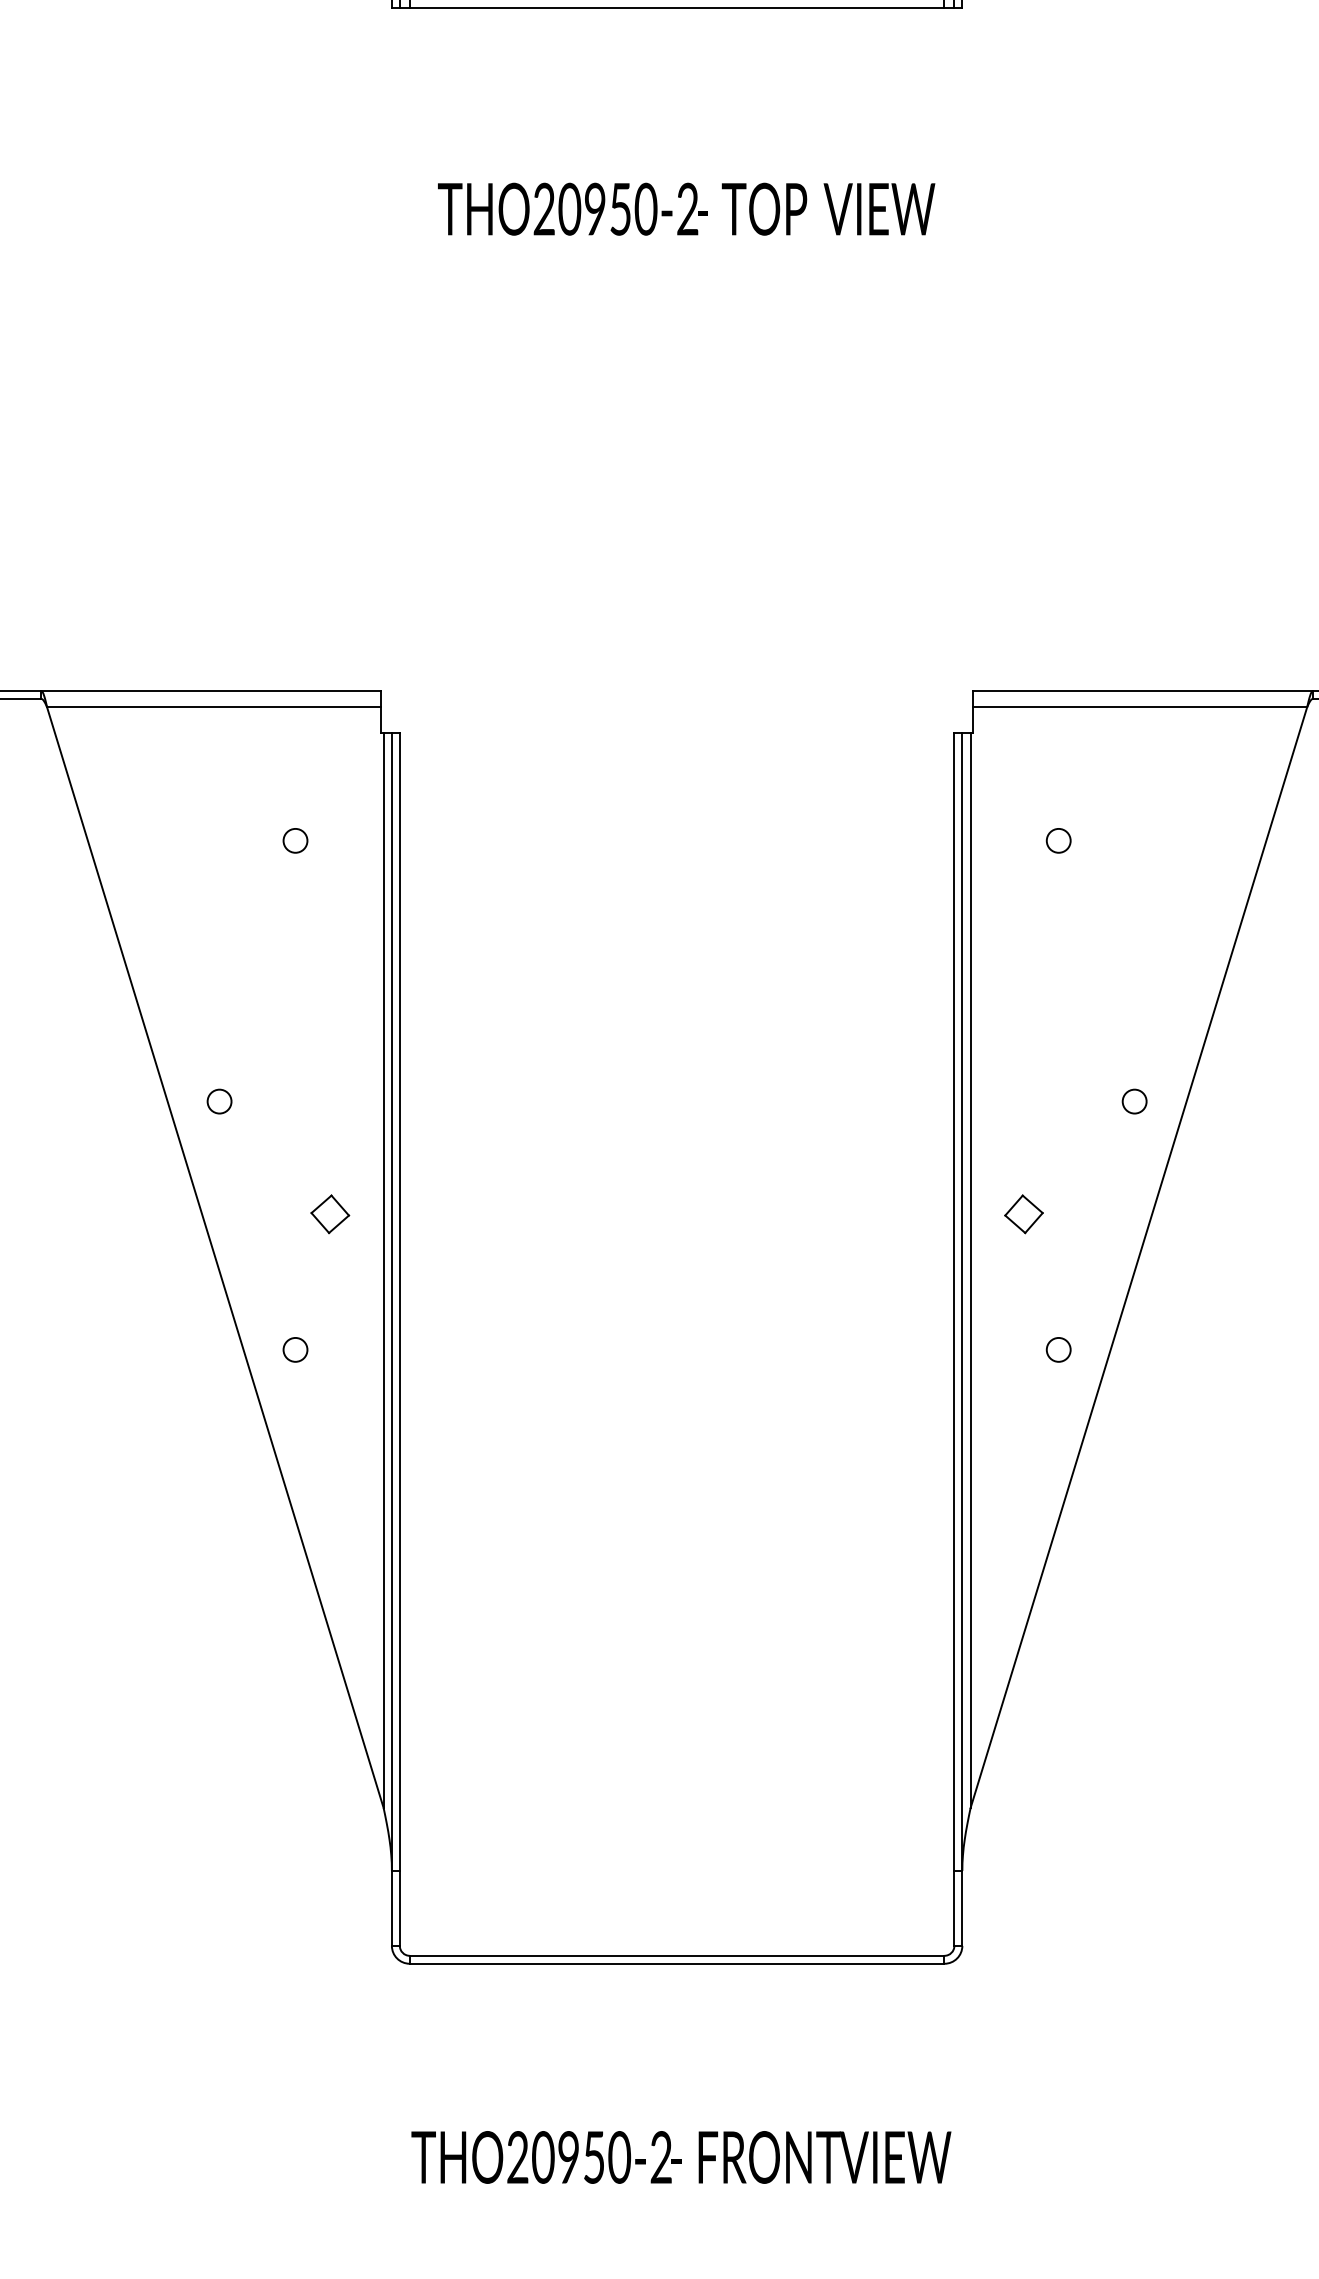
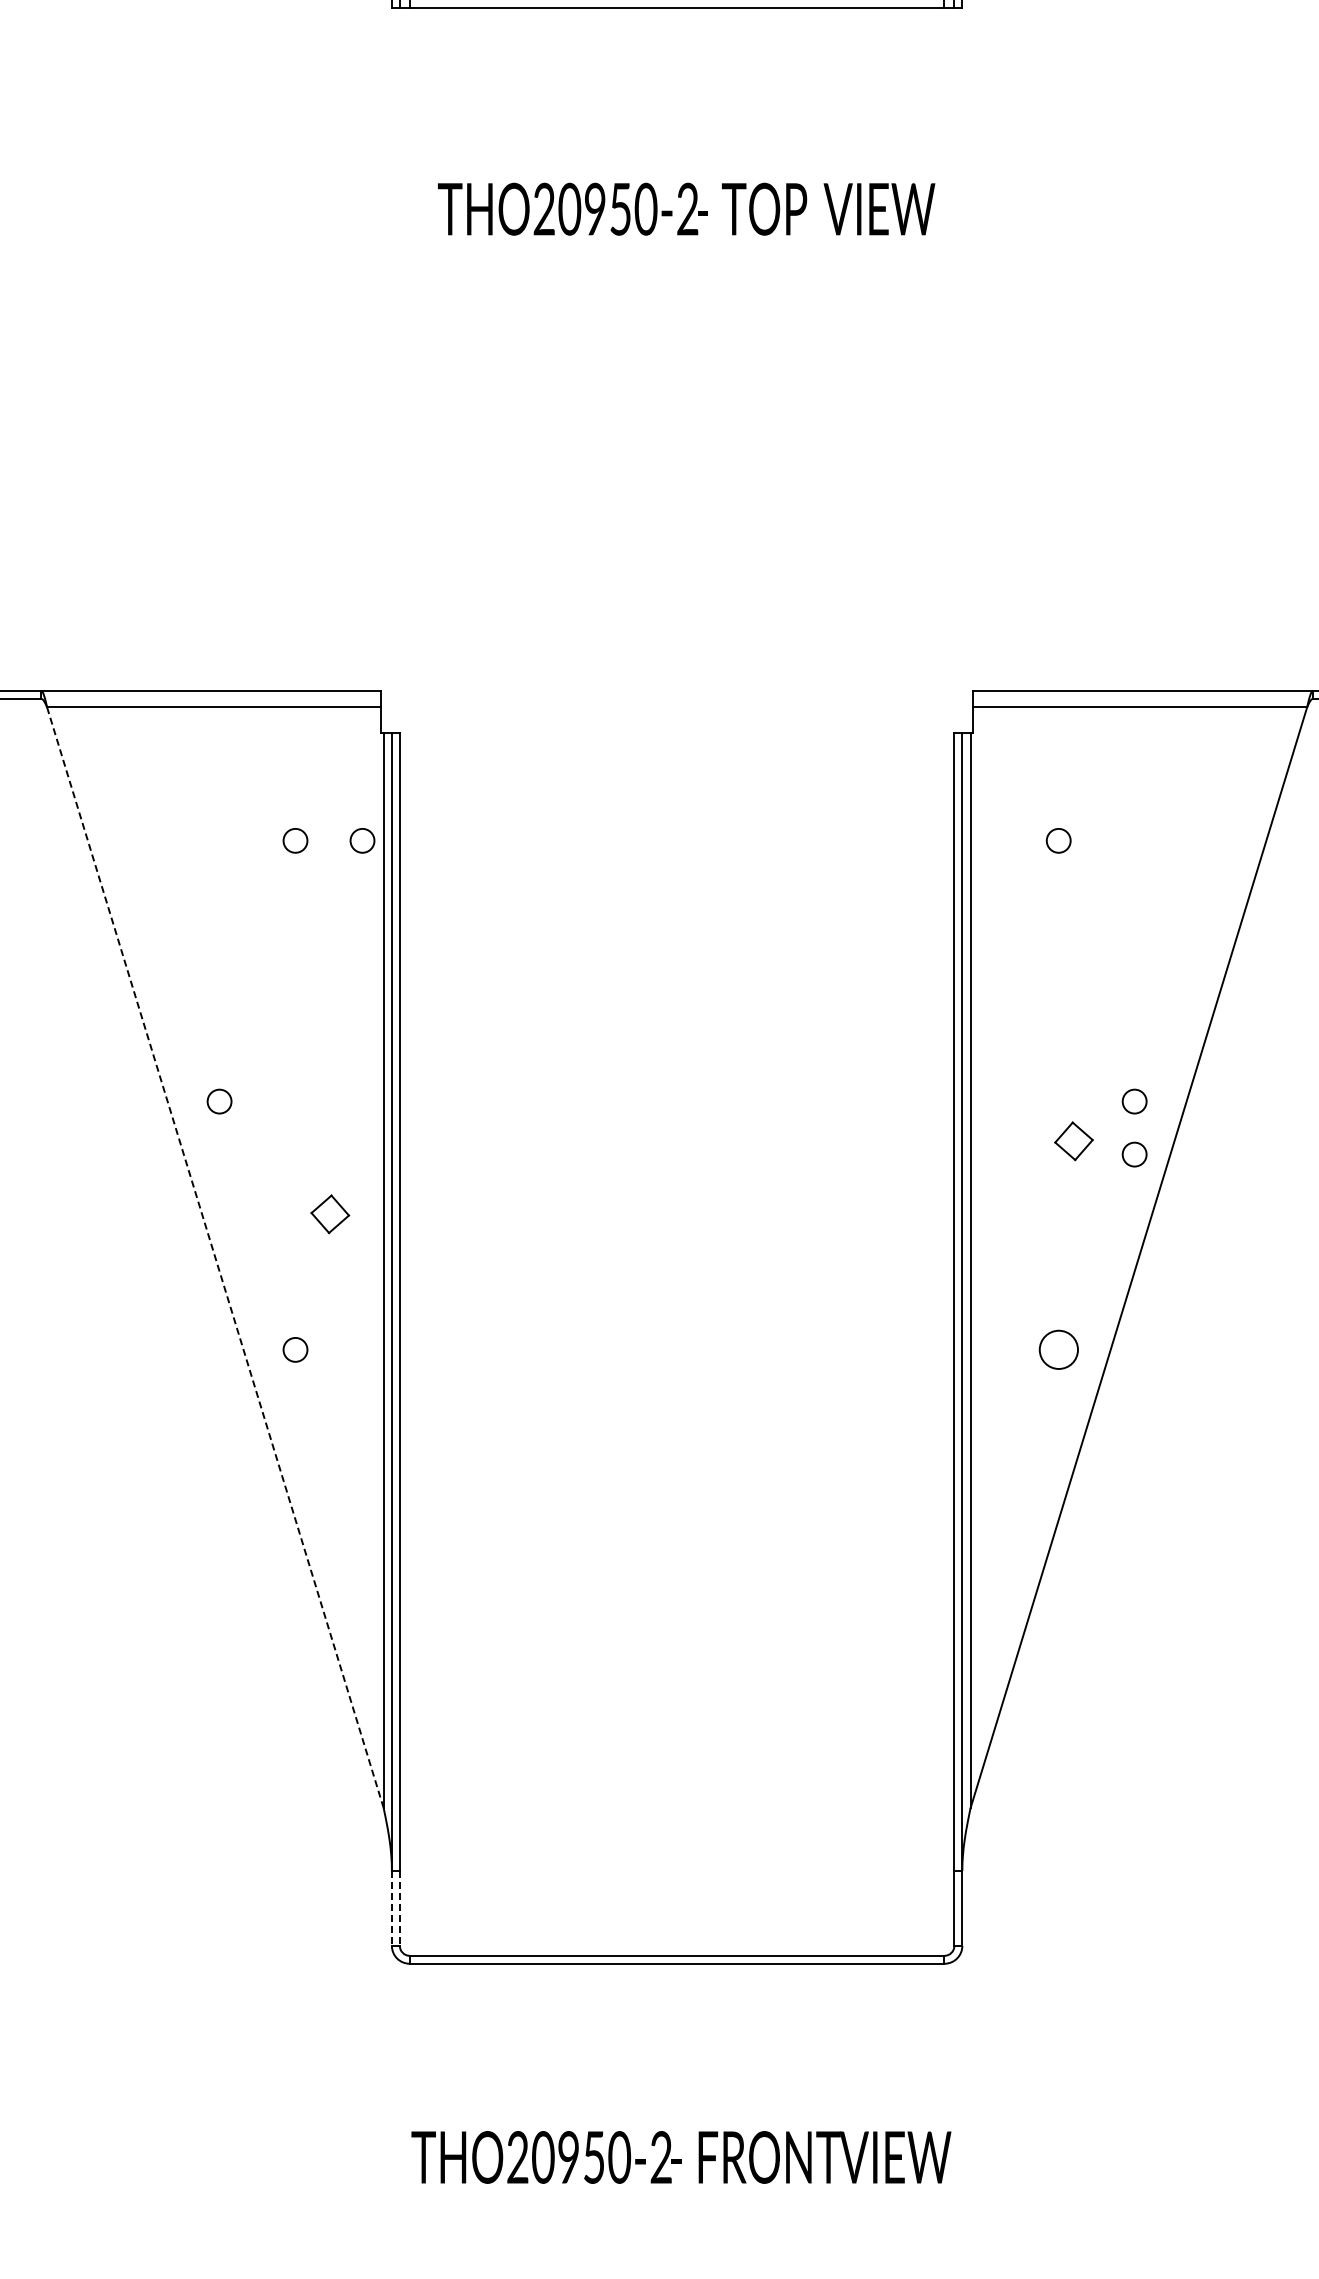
circle: none -> present (362, 840)
circle: none -> present (1134, 1154)
part position: (1023, 1214) -> (1073, 1141) (1073, 1141)
line: solid -> dashed (215, 1257)
circle size: 27x26 px -> 41x41 px (1058, 1349)
line: solid -> dashed (391, 1908)
line: solid -> dashed (399, 1908)
